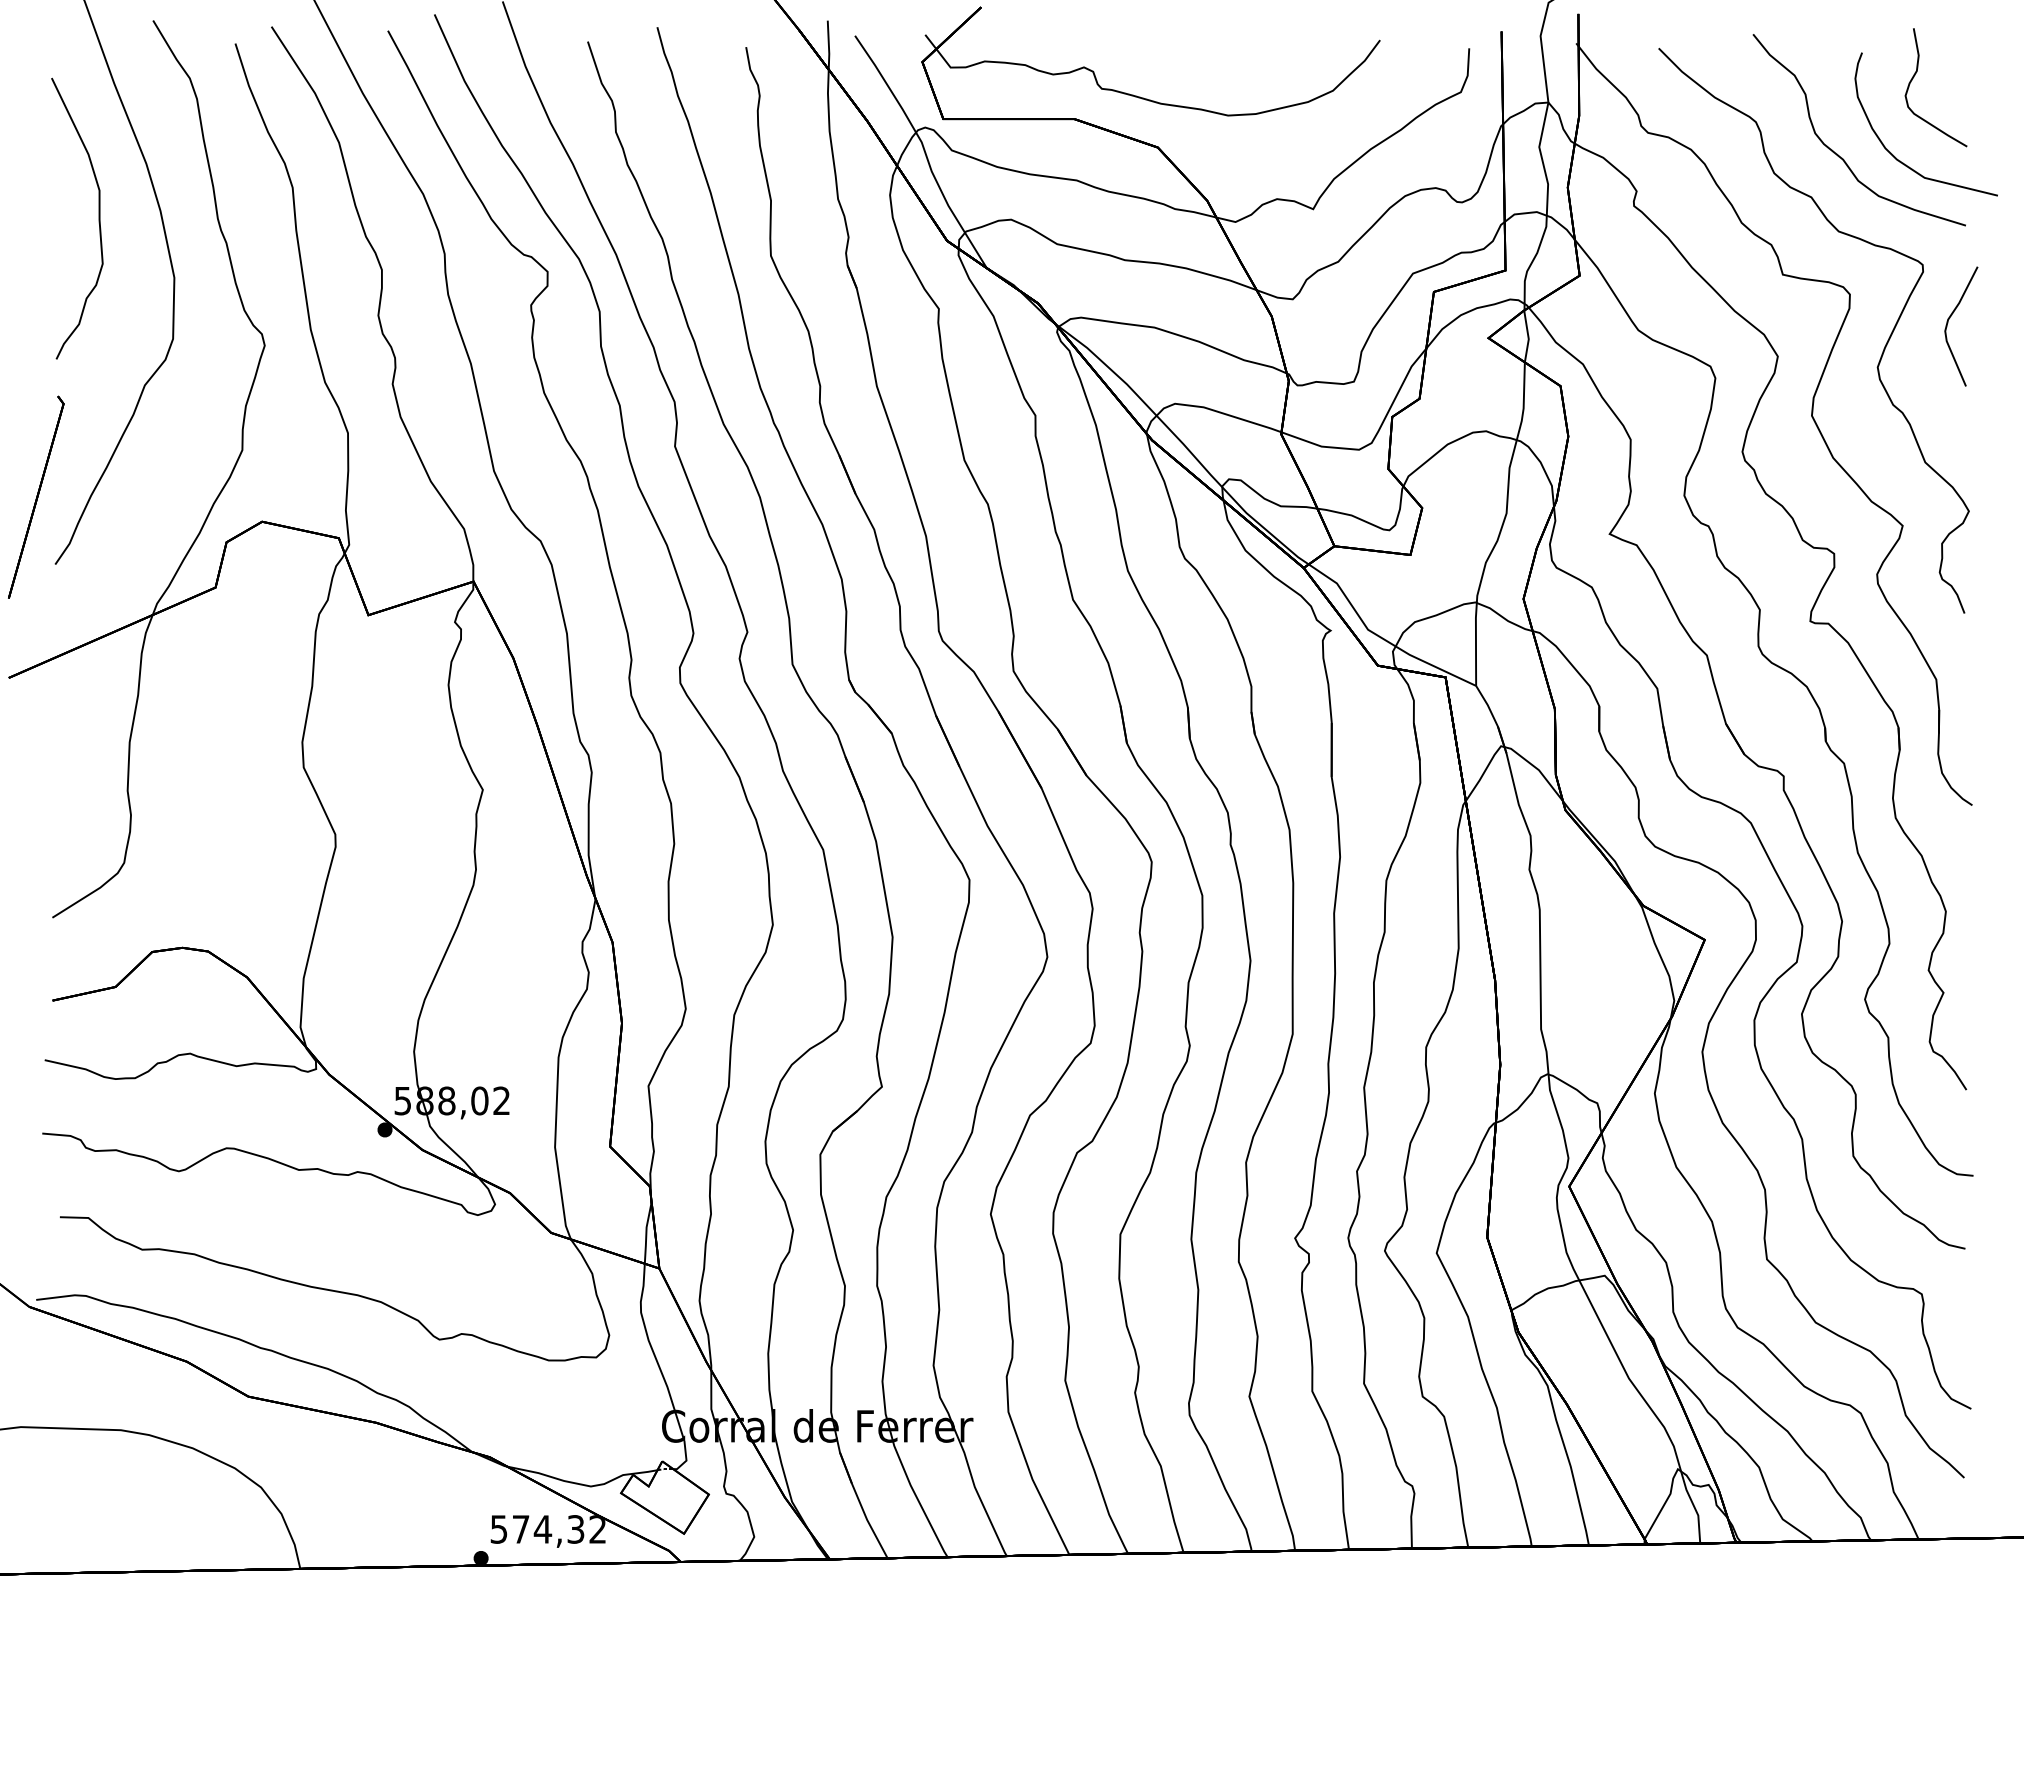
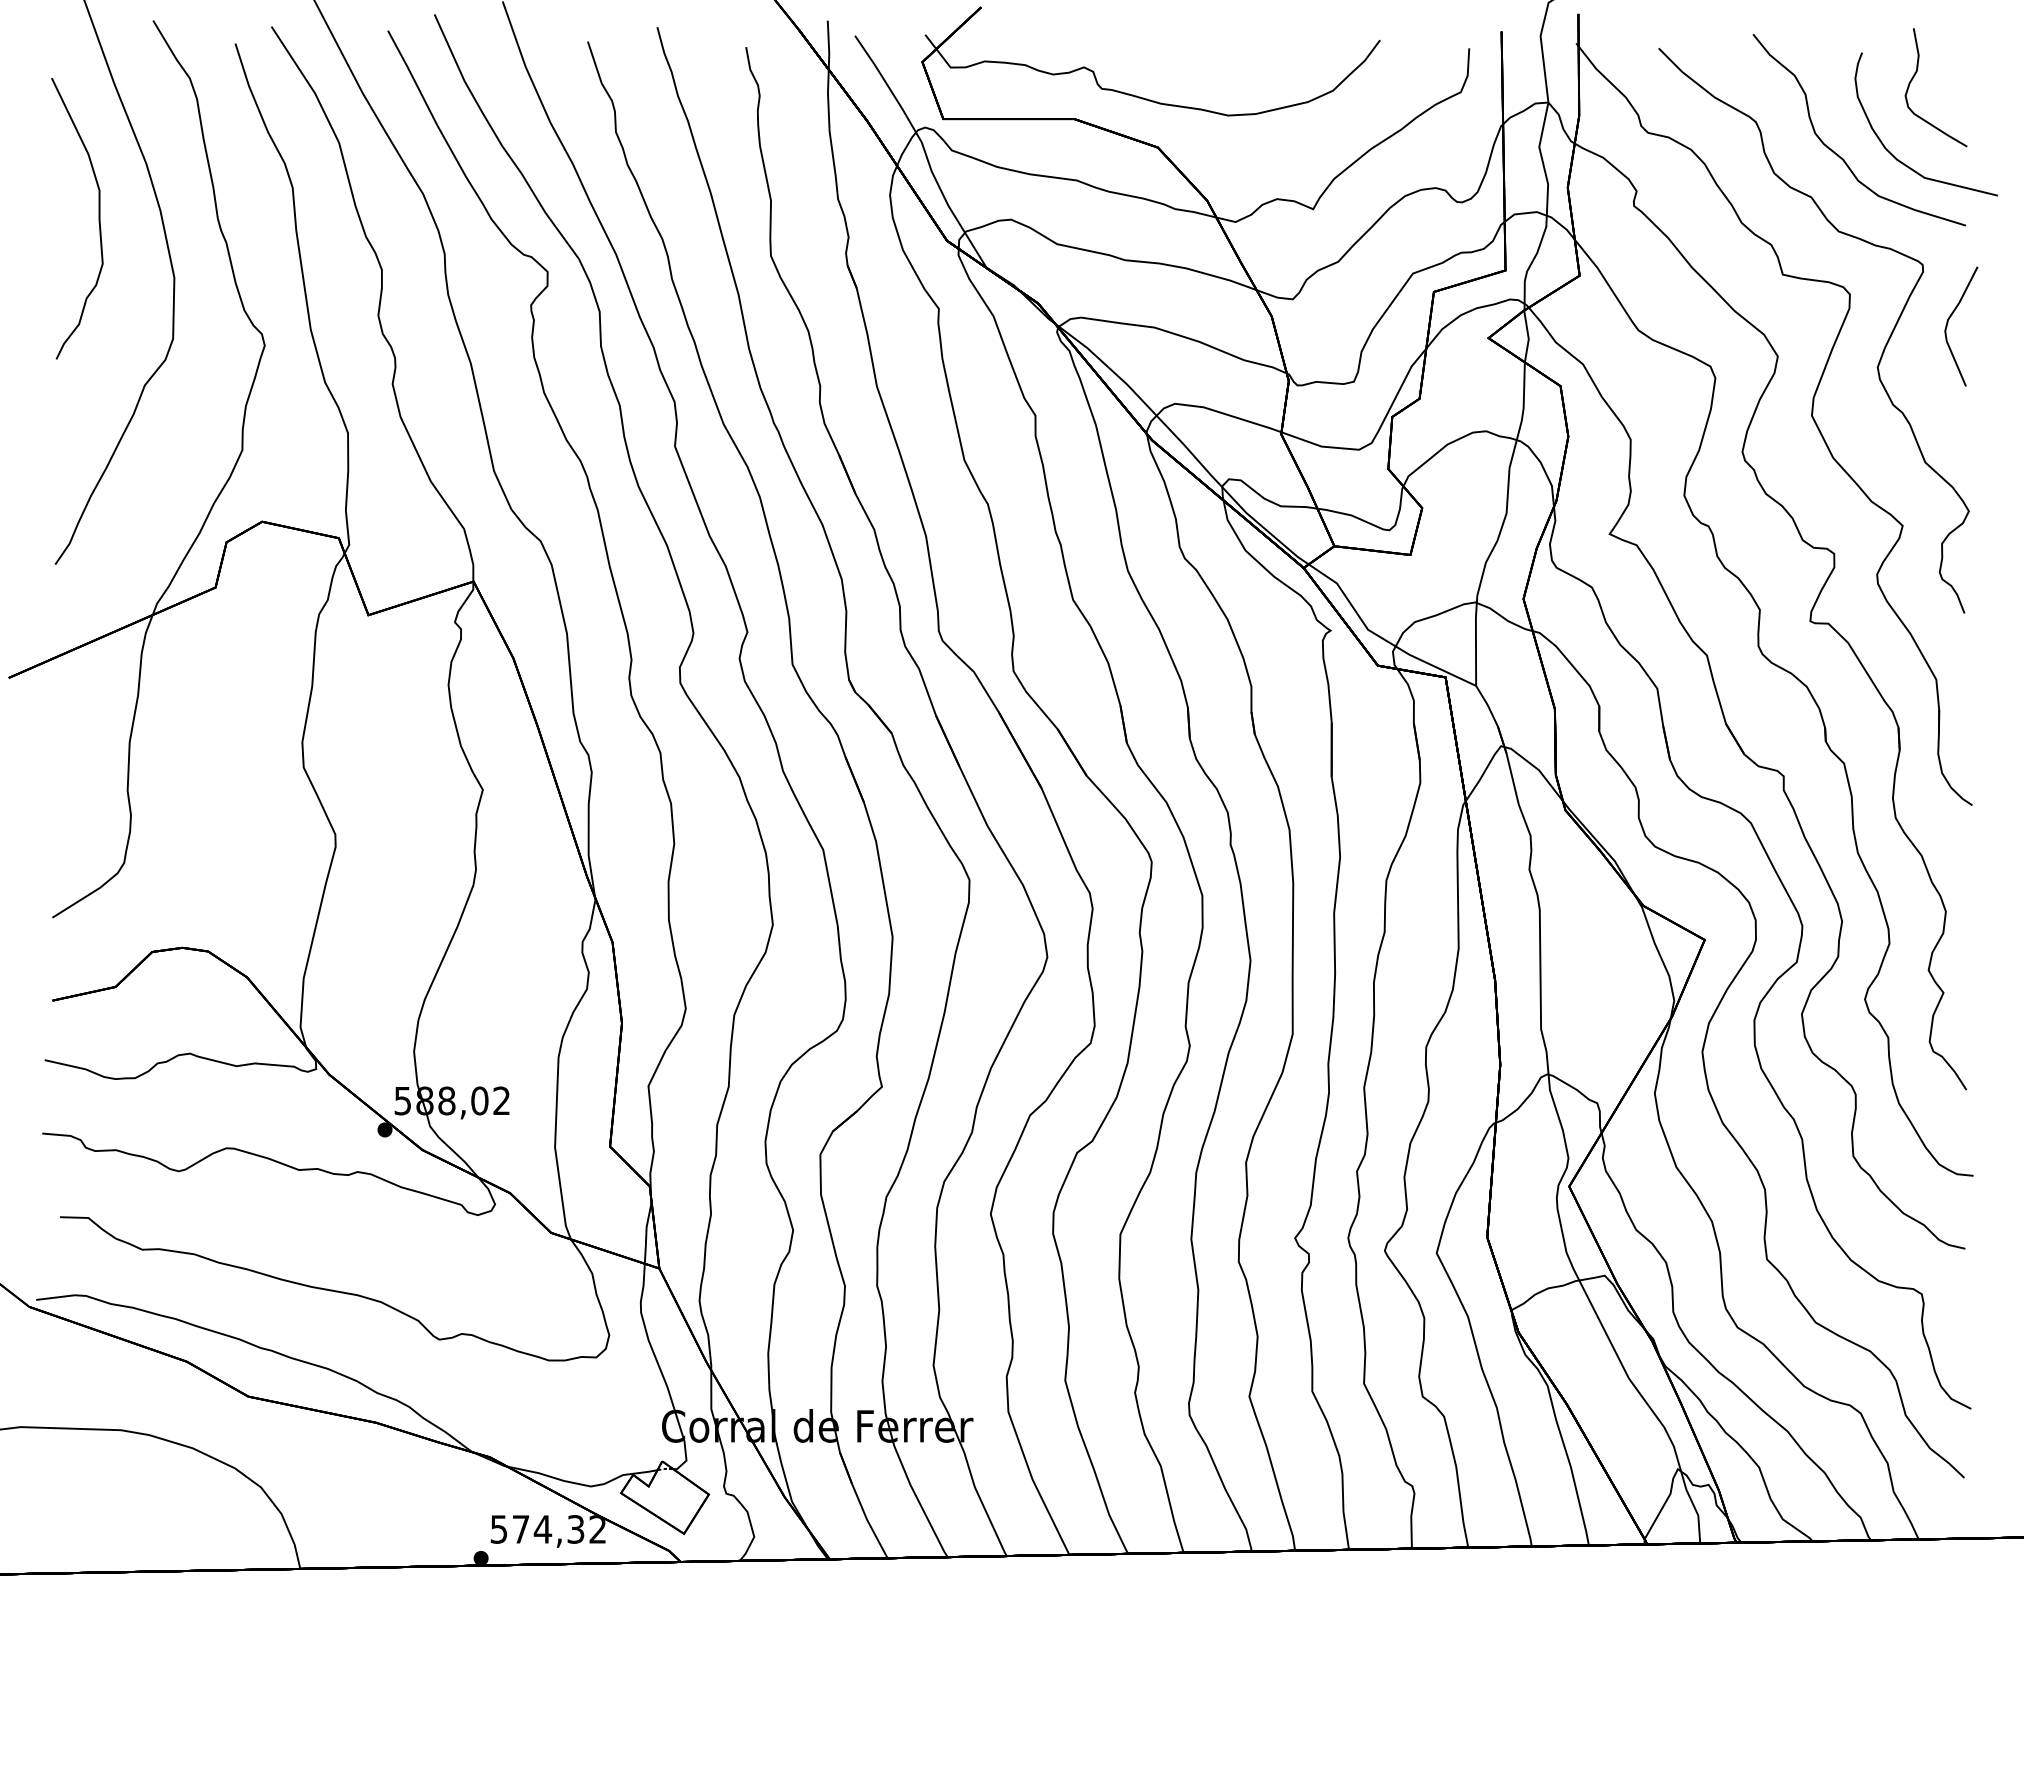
part: present -> none (36, 496)
